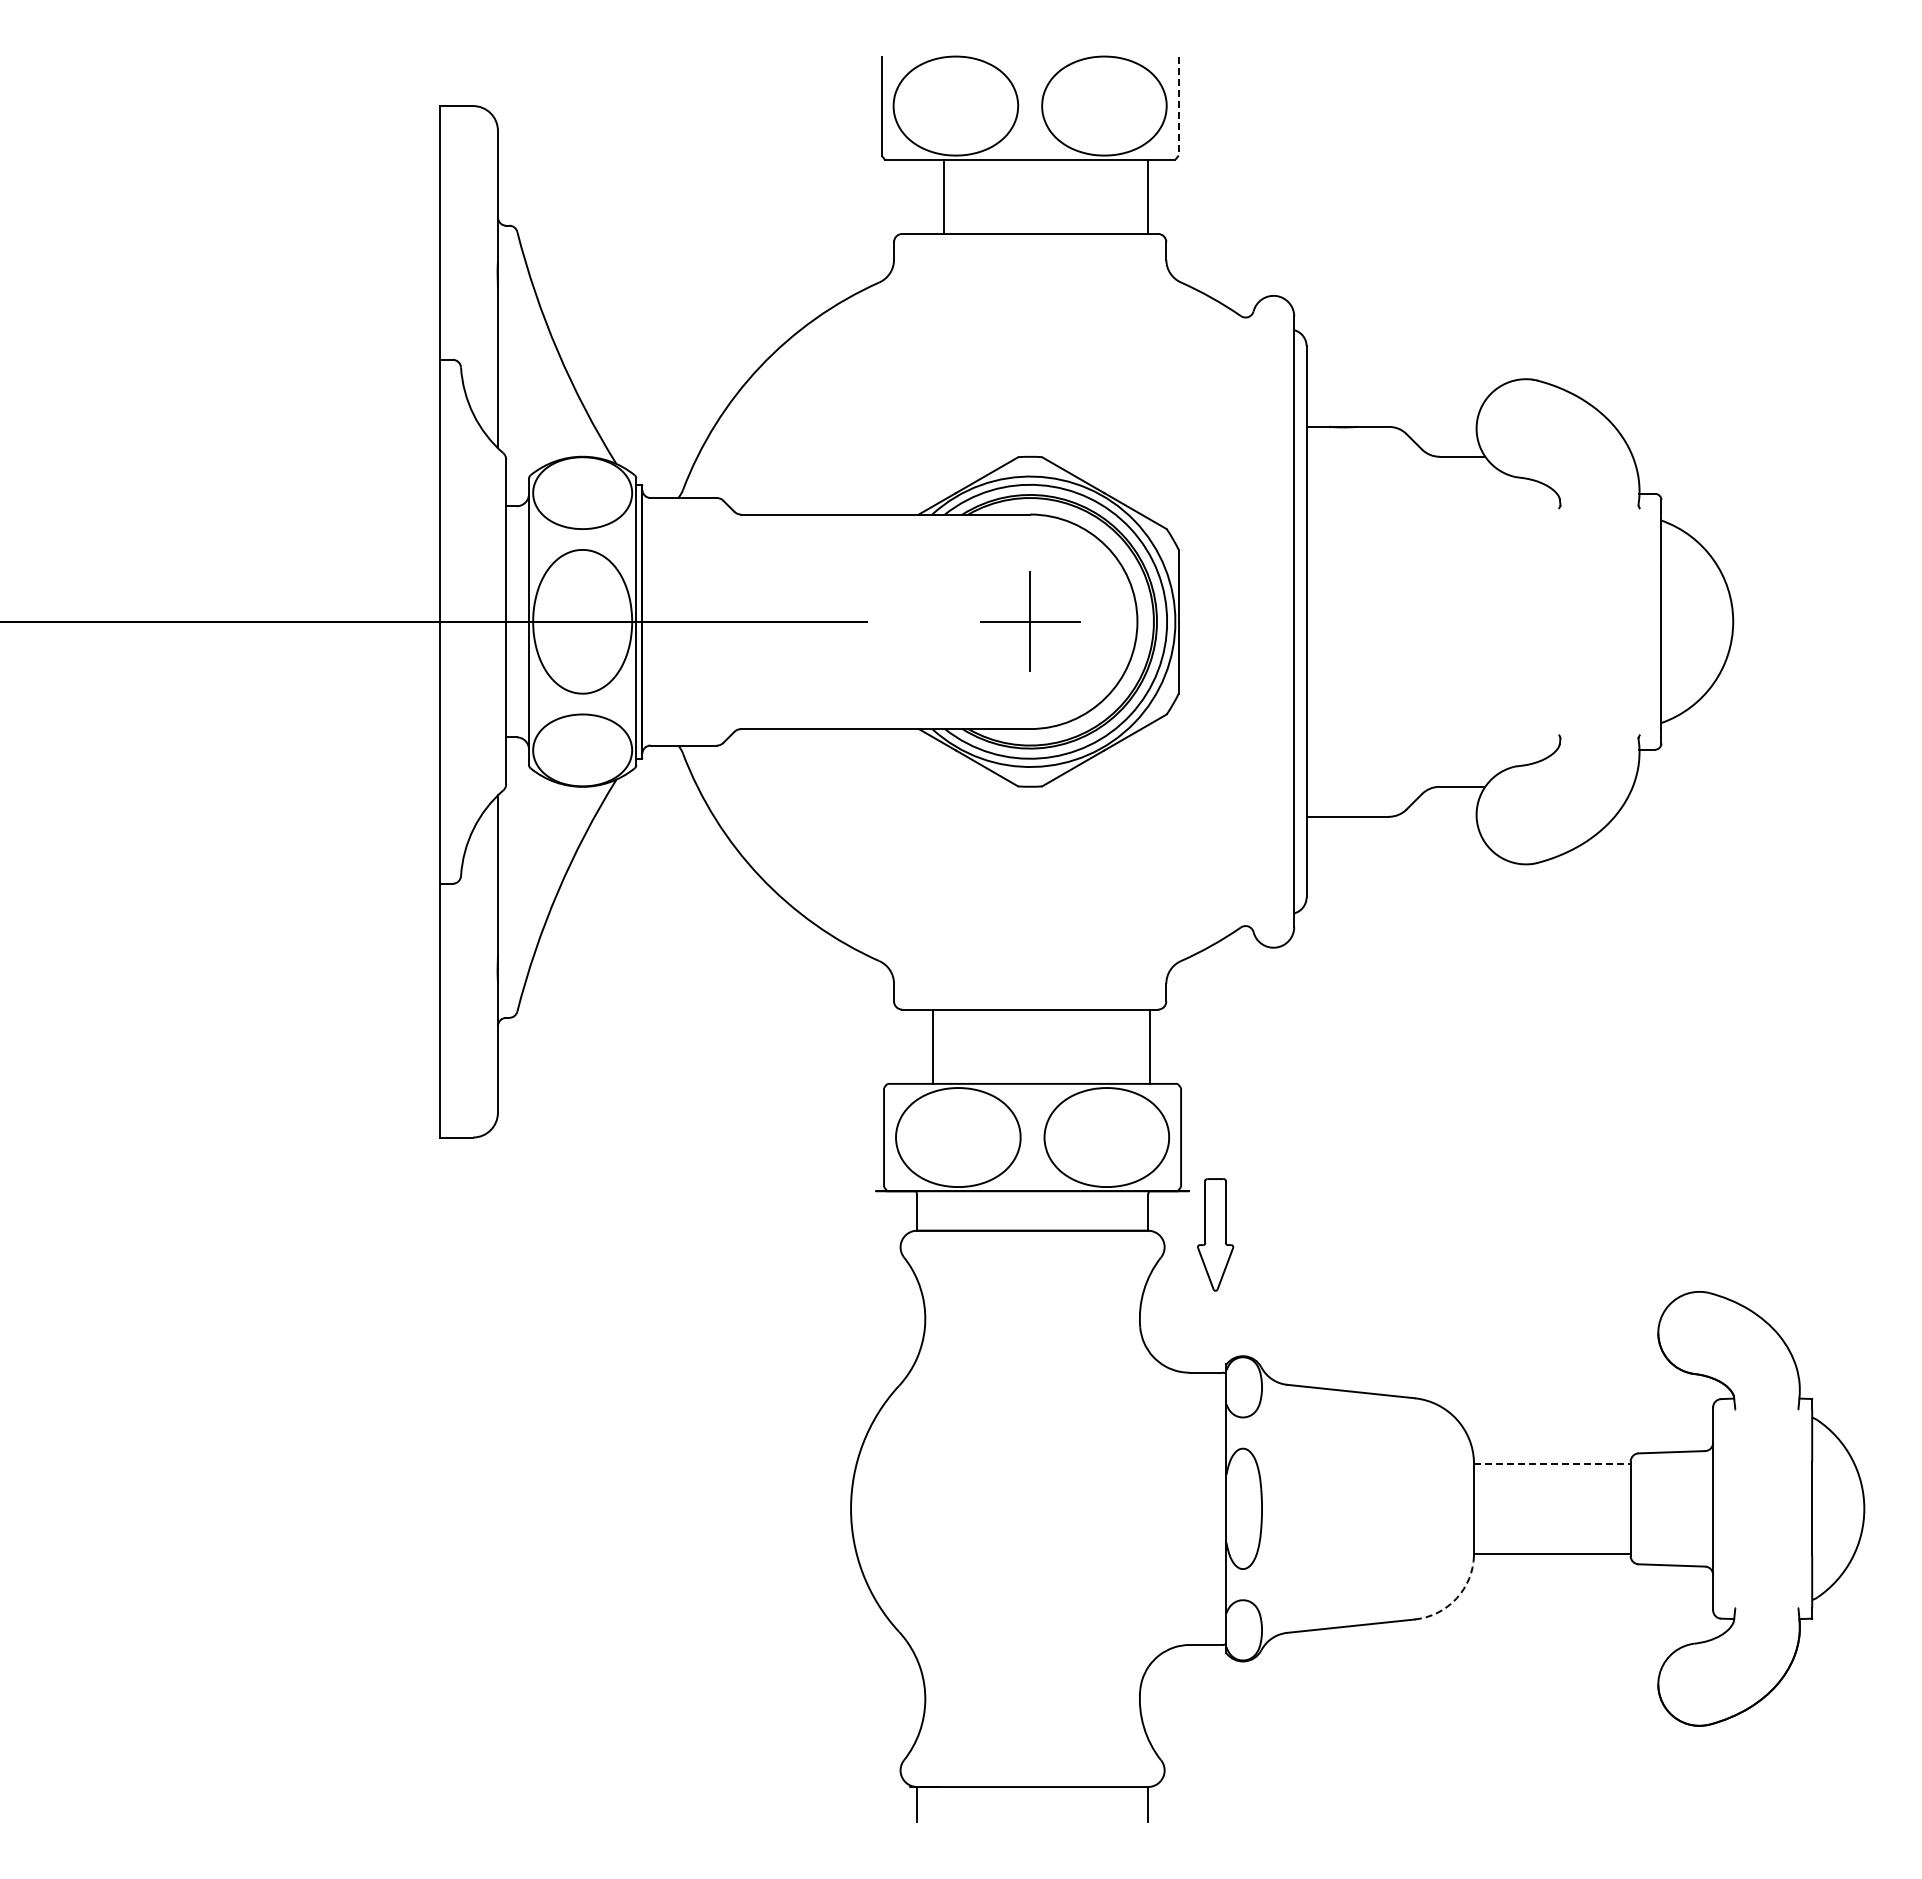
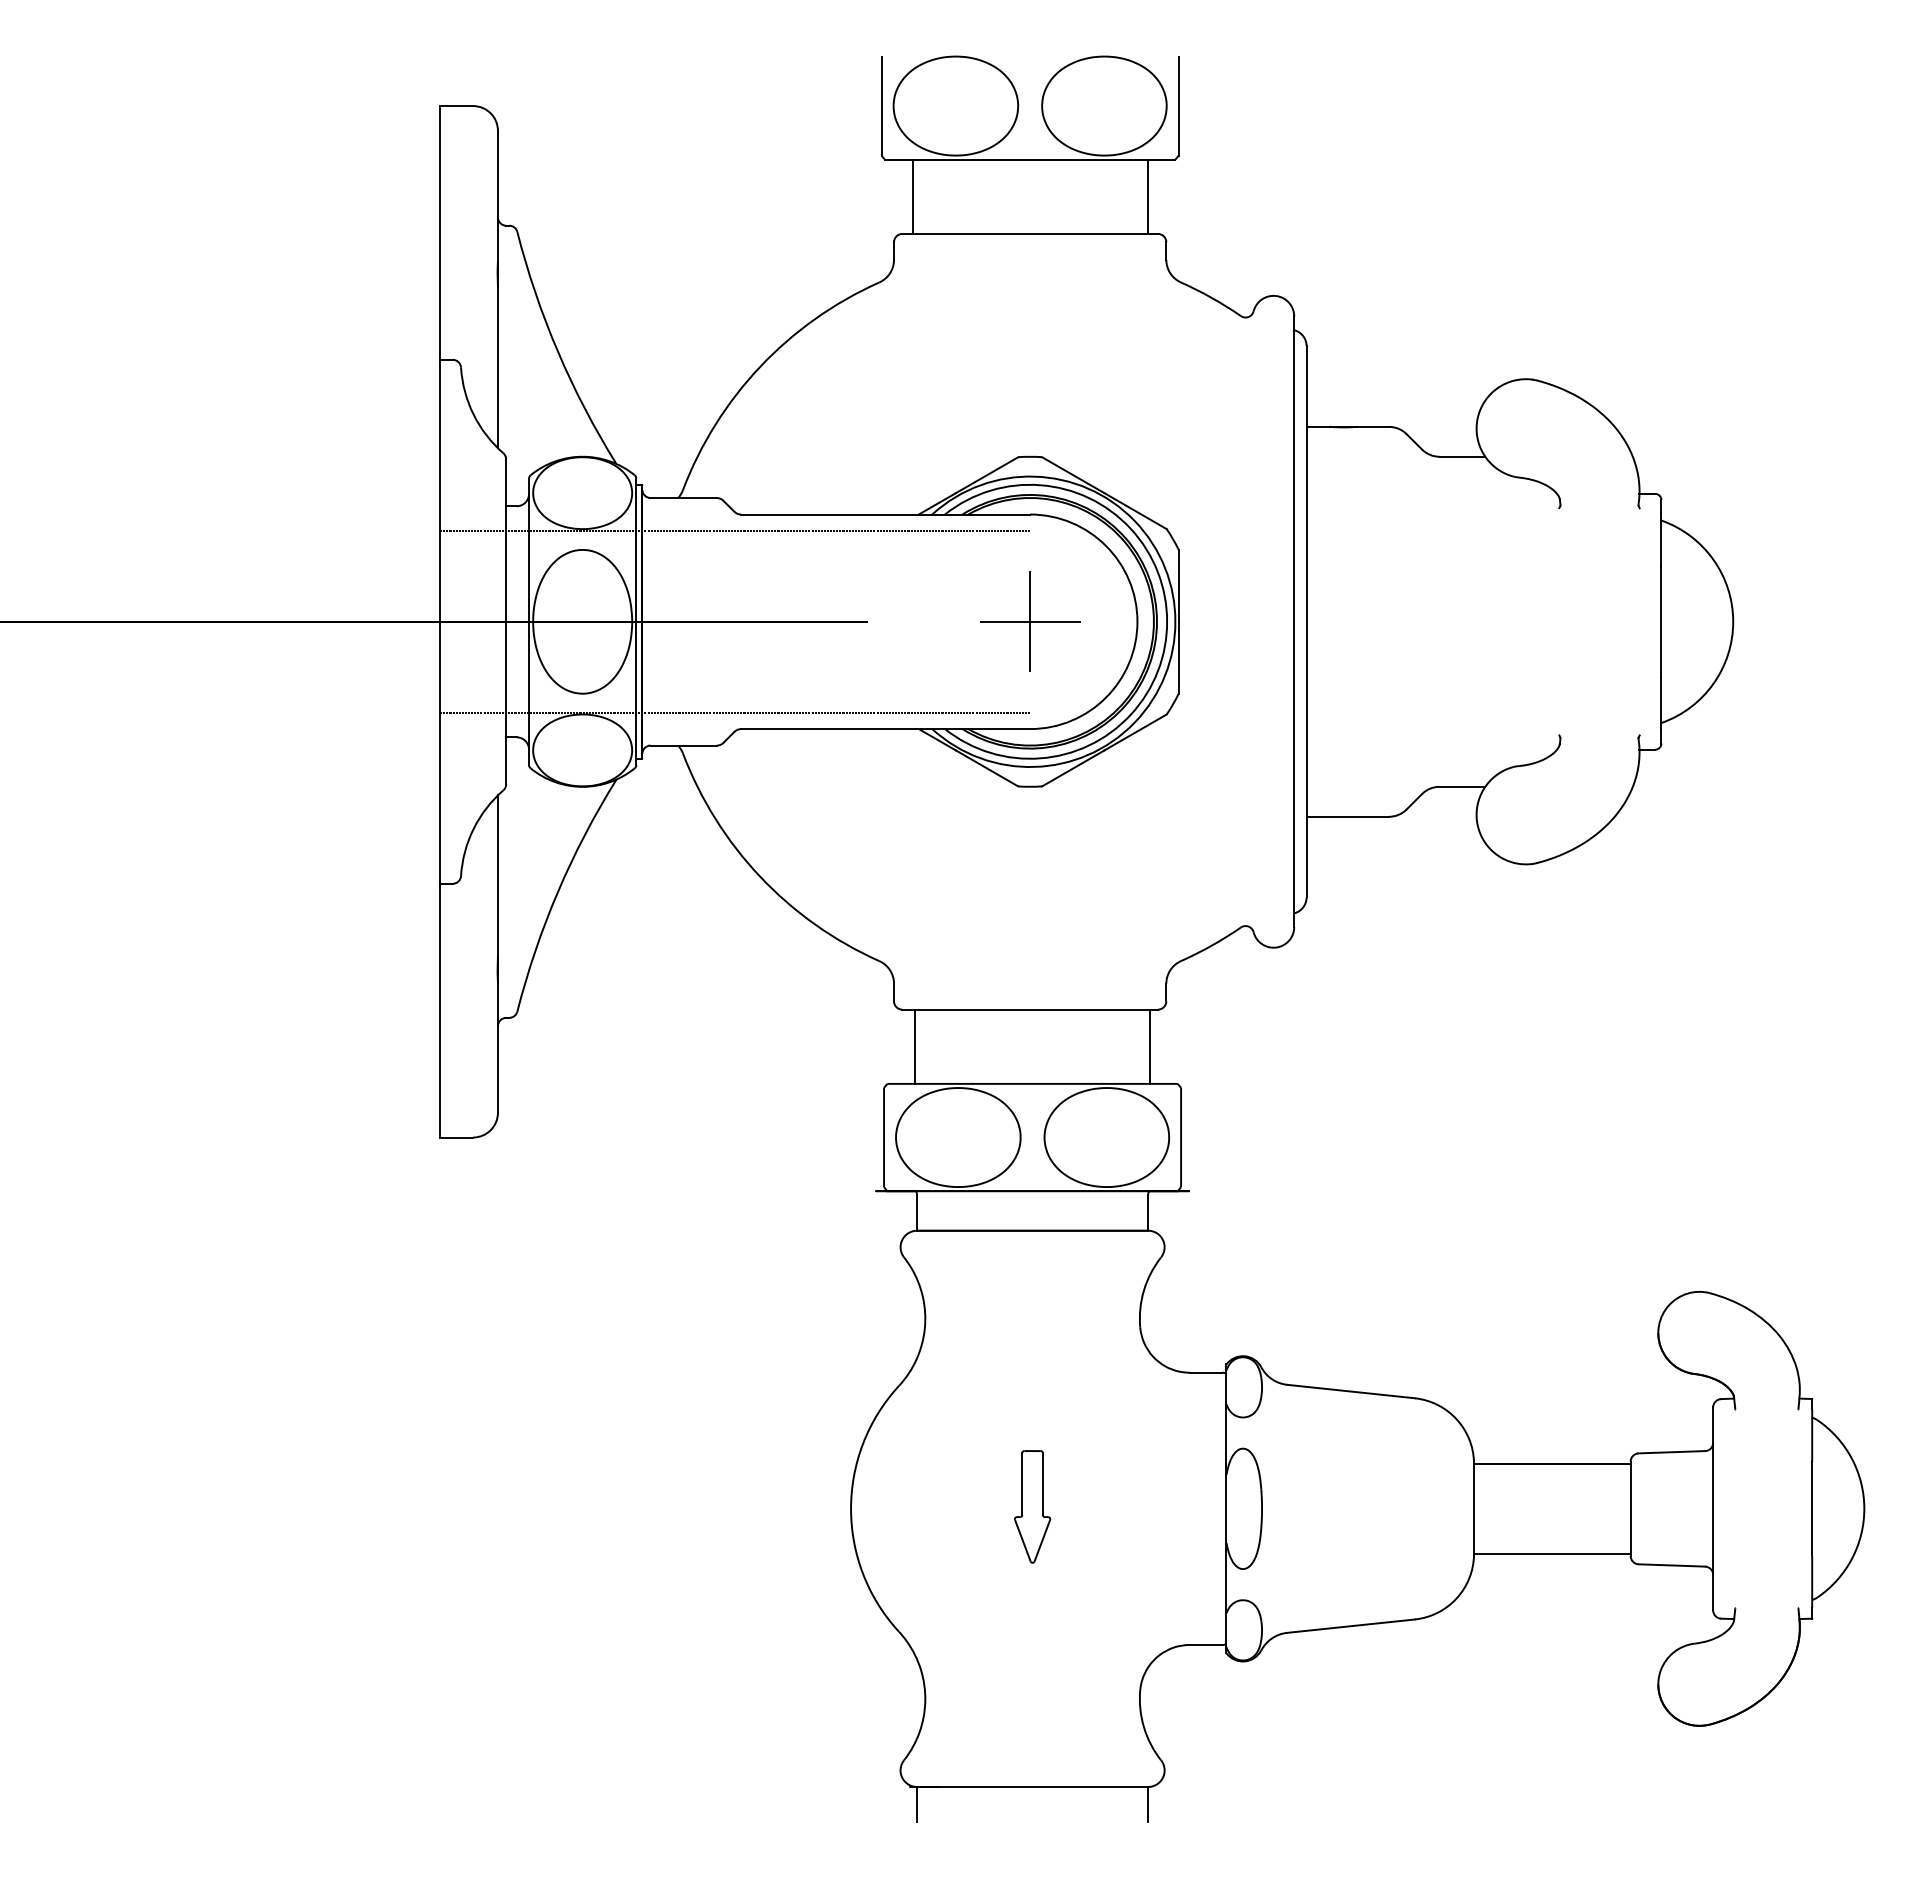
line: dashed -> solid (1178, 106)
line position: (943, 196) -> (912, 196) (912, 196)
line: none -> present (735, 531)
line: none -> present (735, 712)
line position: (932, 1046) -> (914, 1046) (914, 1046)
part position: (1215, 1234) -> (1032, 1506) (1032, 1506)
line: dashed -> solid (1552, 1463)
arc: dashed -> solid (1456, 1598)
